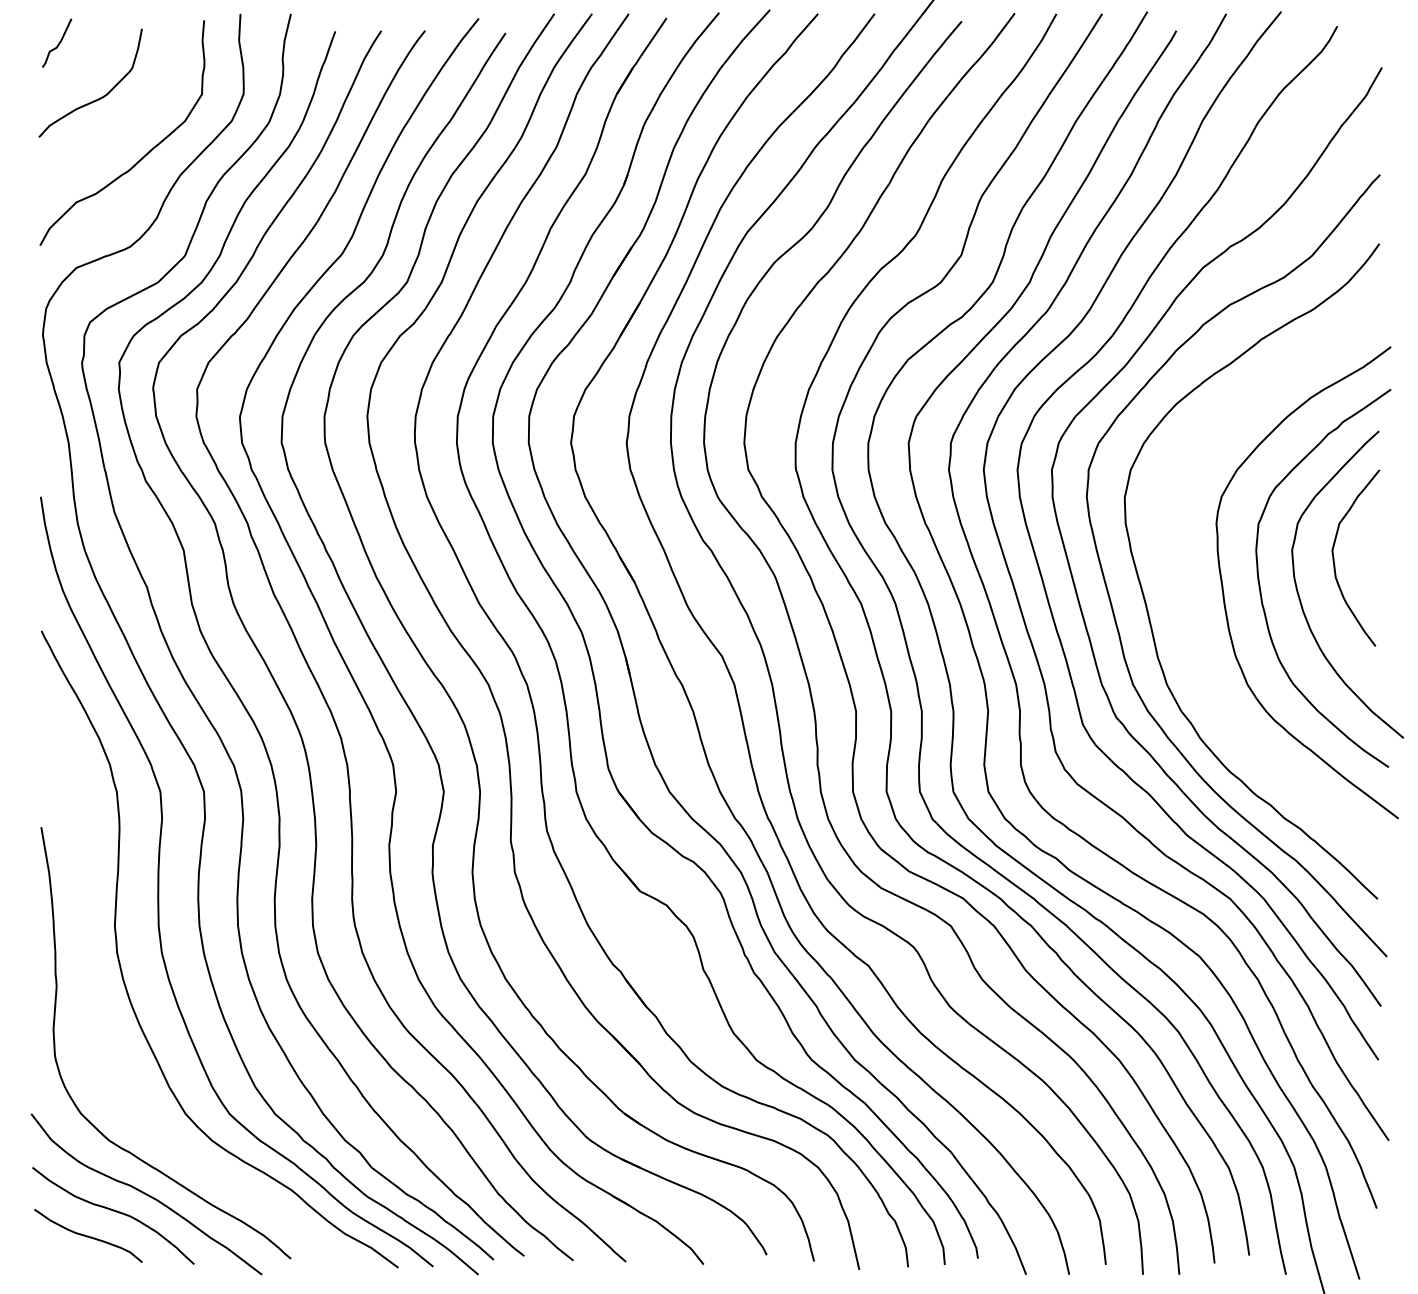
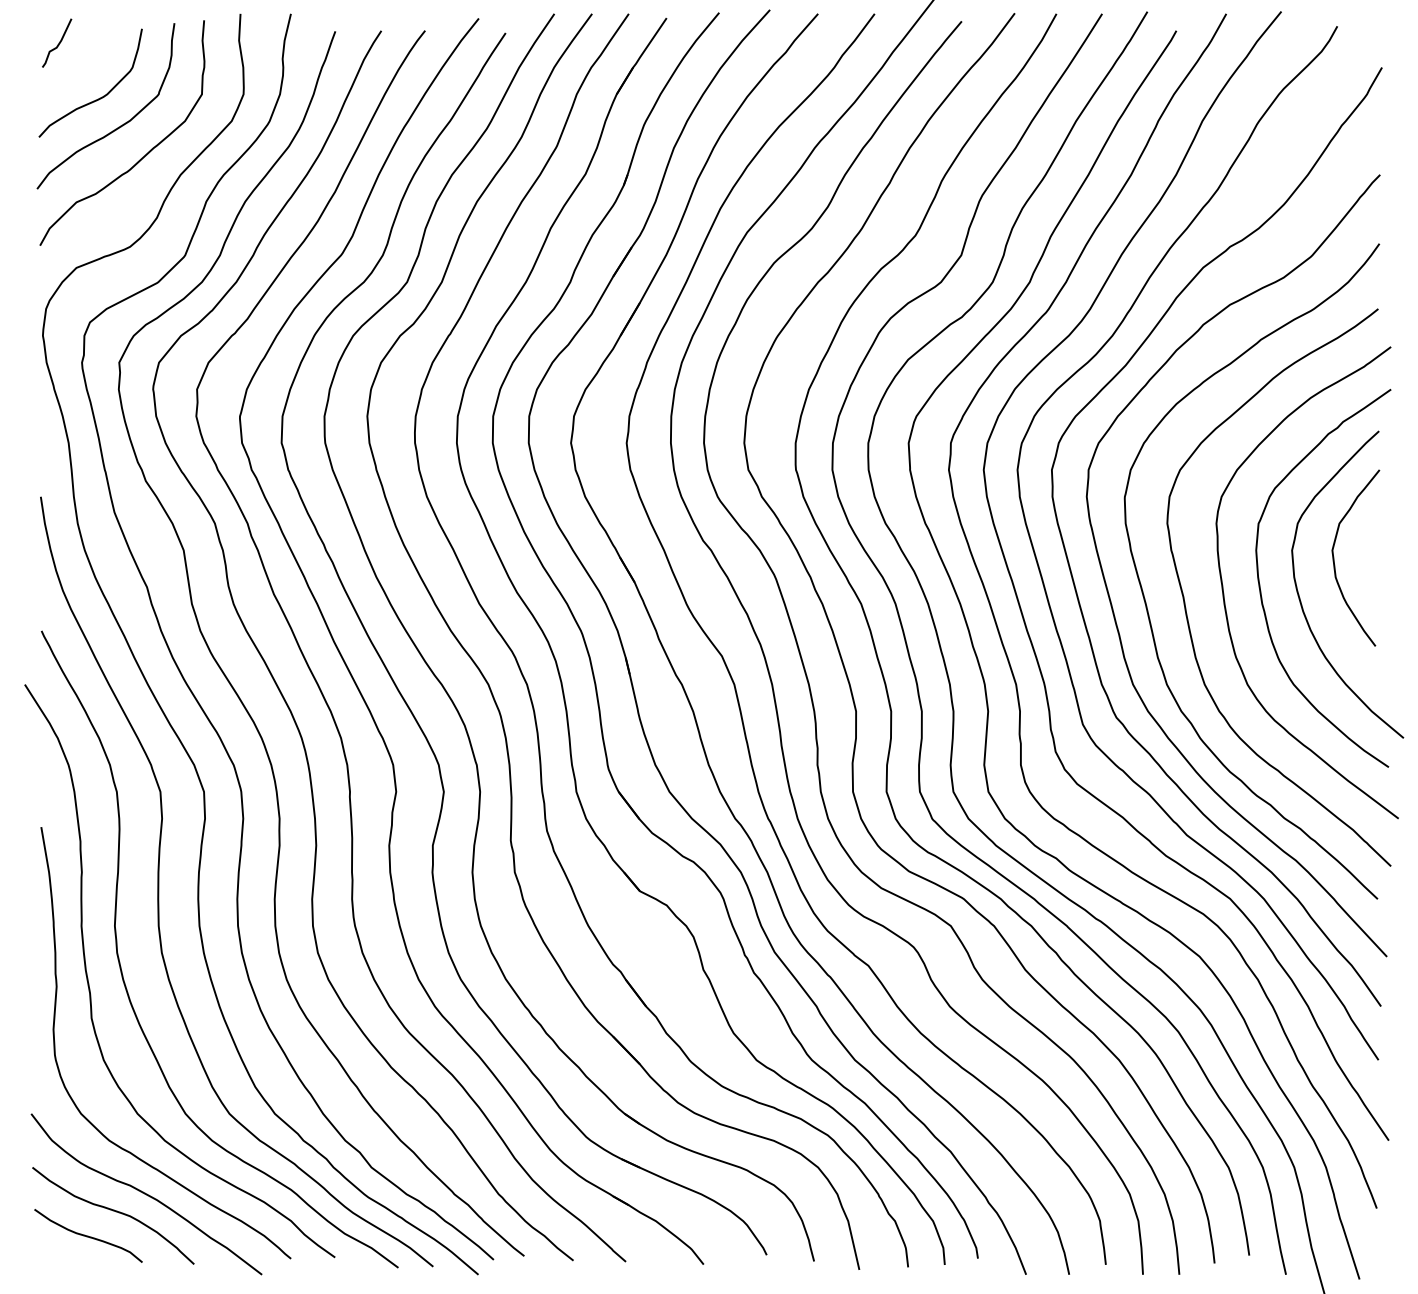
curve: none -> present (118, 126)
curve: none -> present (1185, 601)
curve: none -> present (90, 988)
